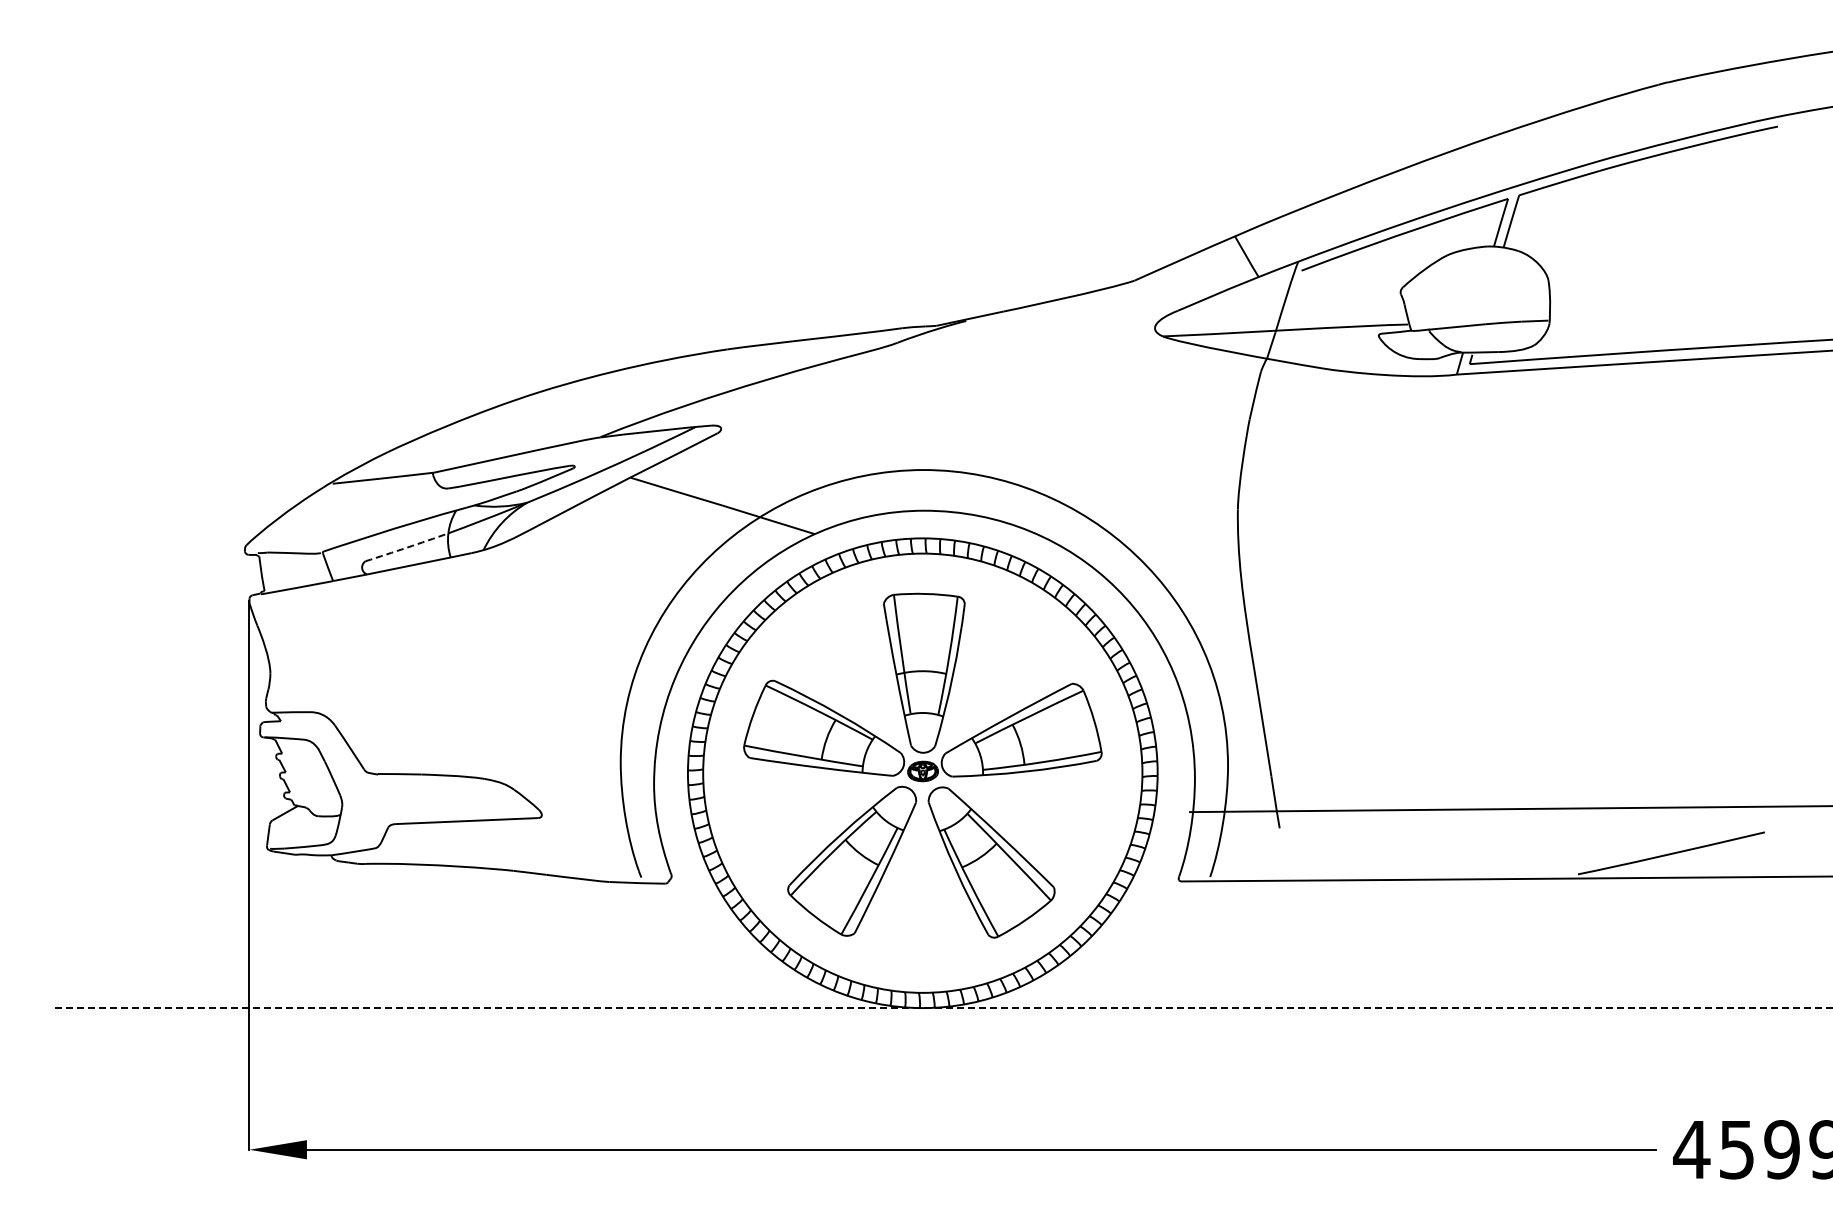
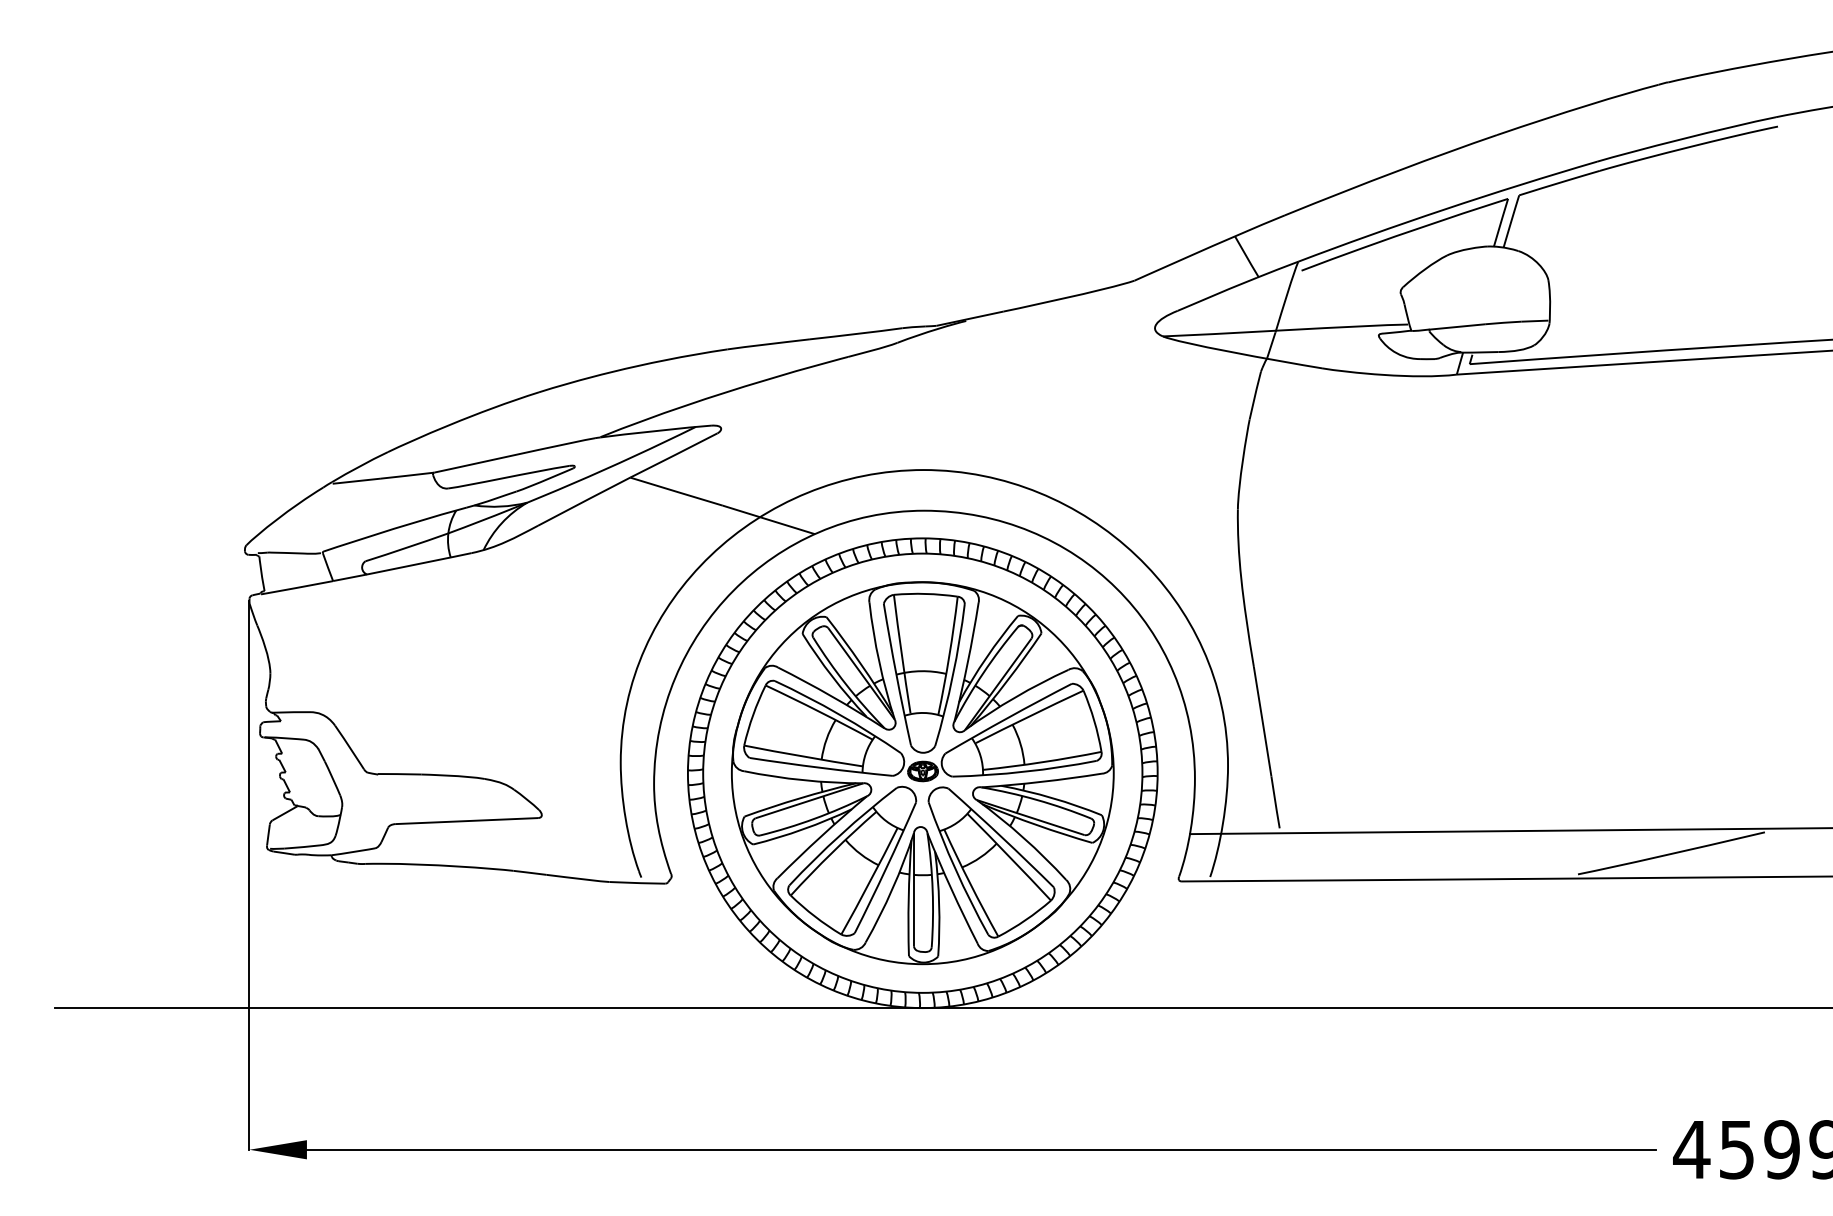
arc: dashed -> solid (407, 547)
part: none -> present (922, 773)
line position: (1509, 809) -> (1509, 831) (1509, 831)
line: dashed -> solid (943, 1008)
